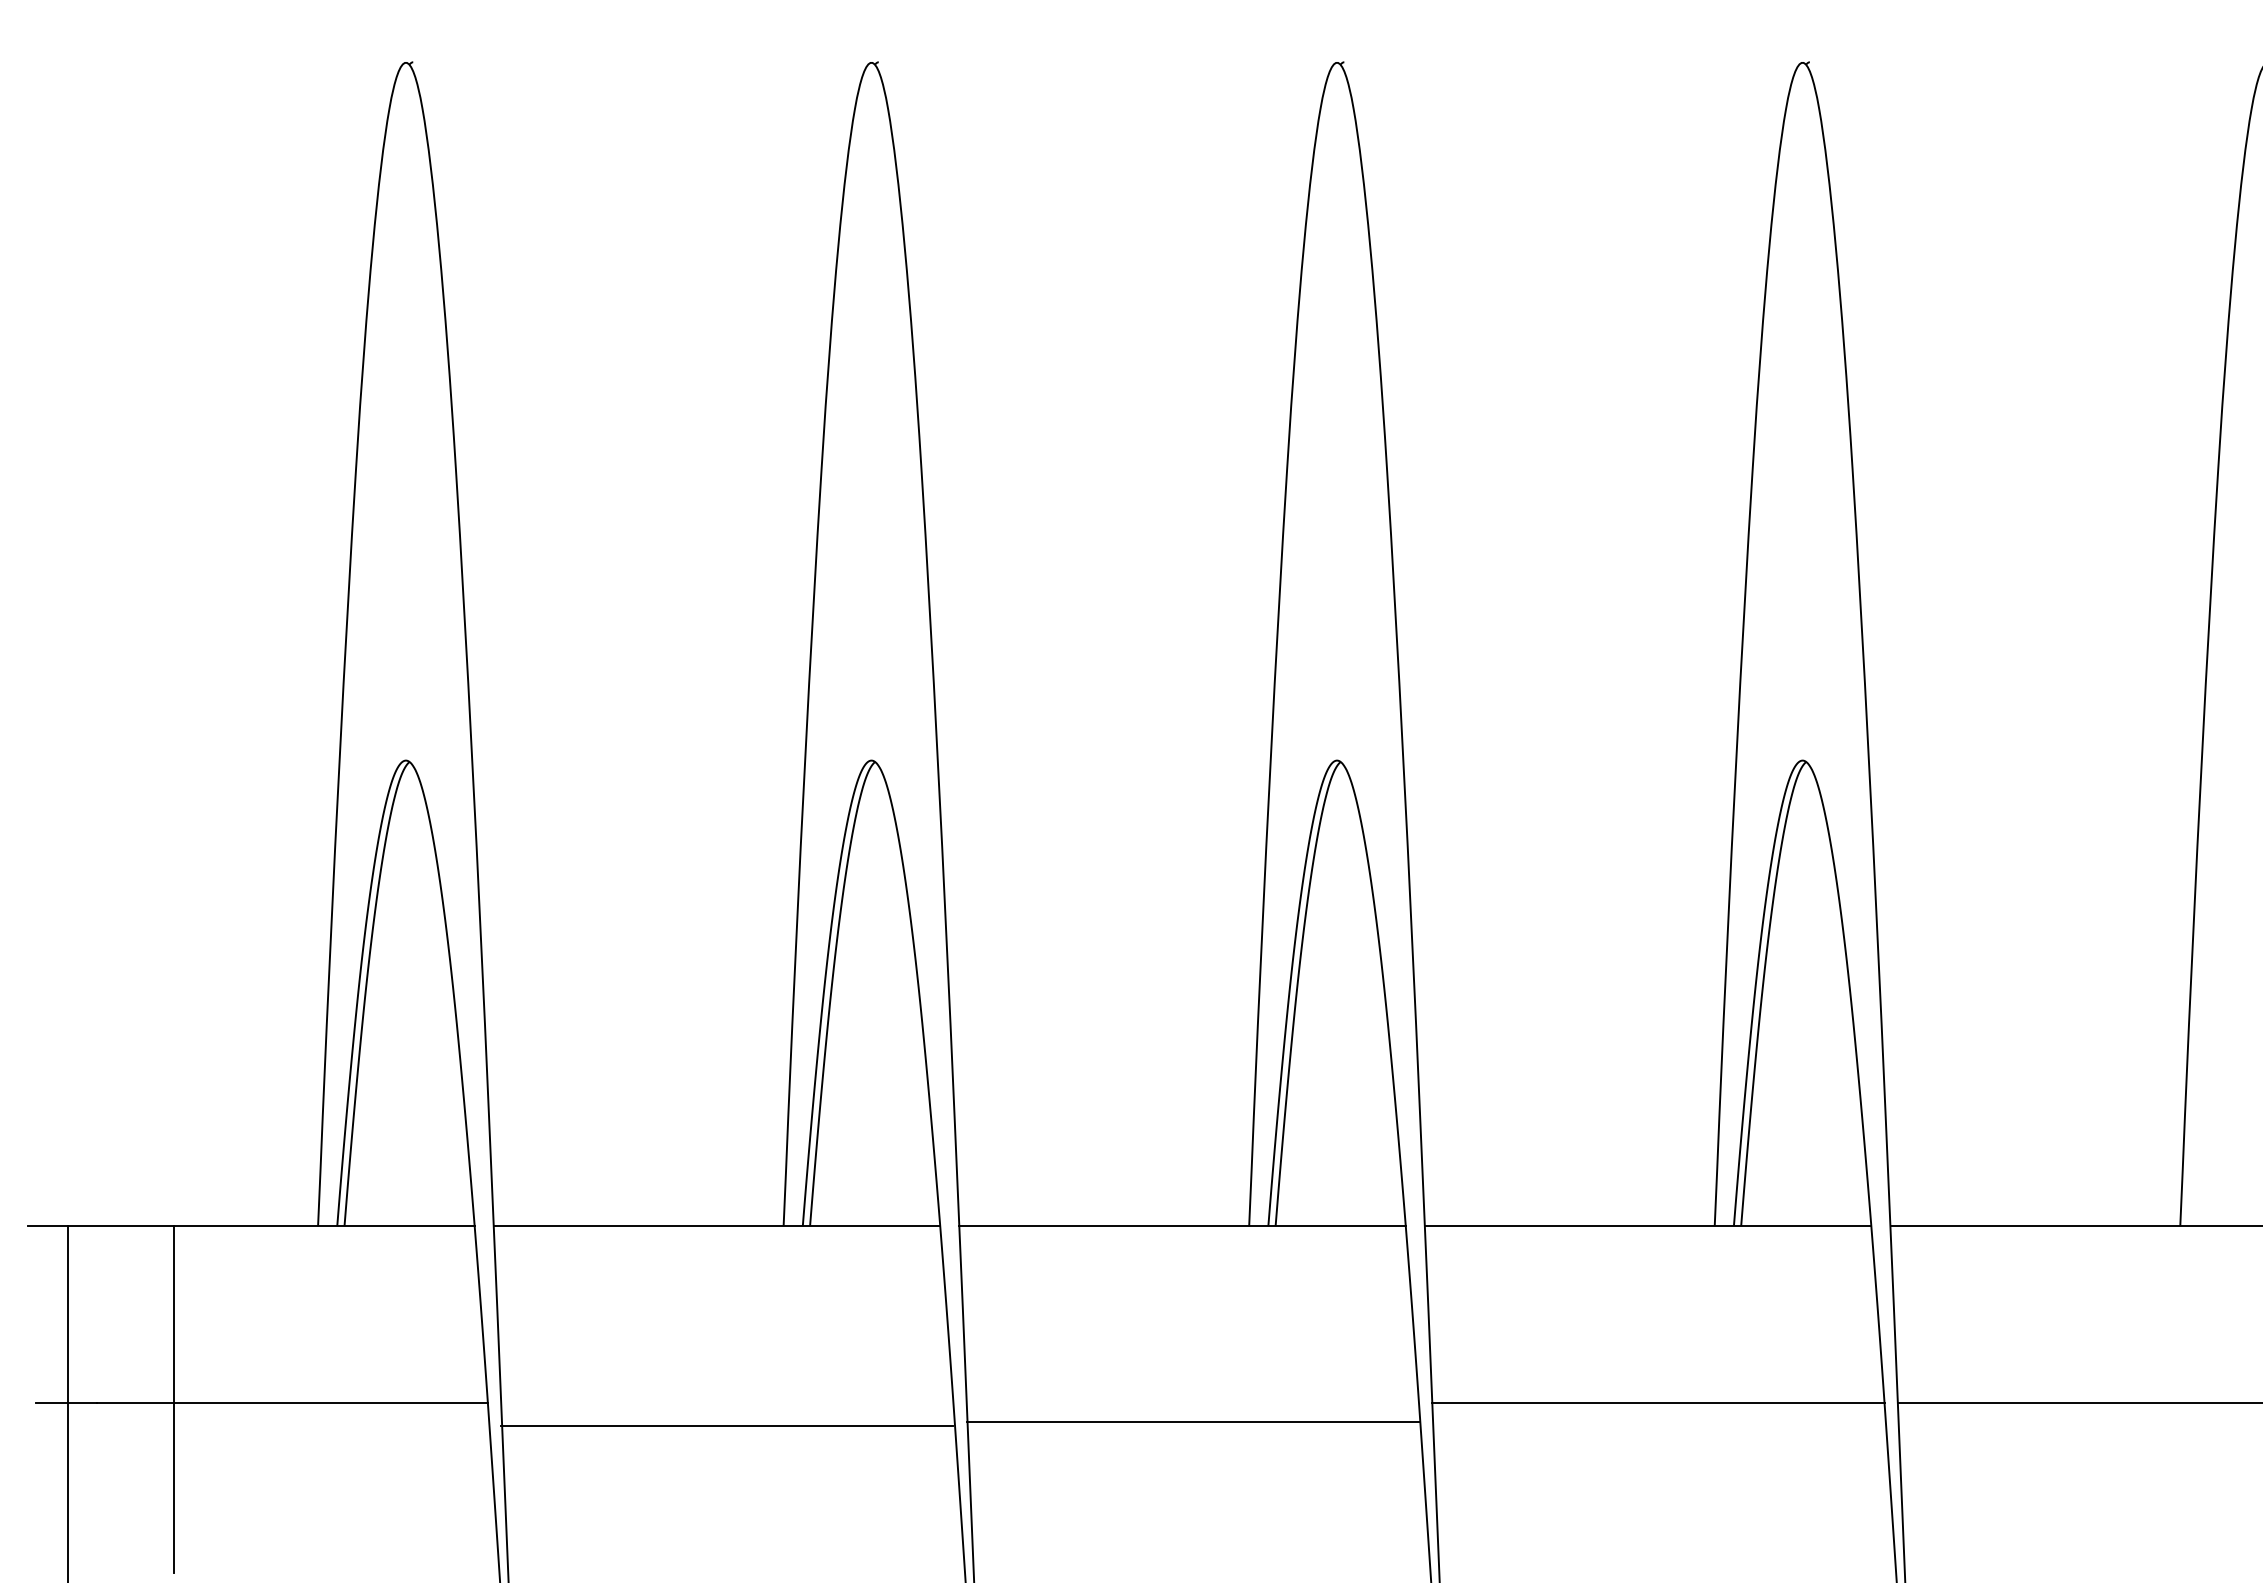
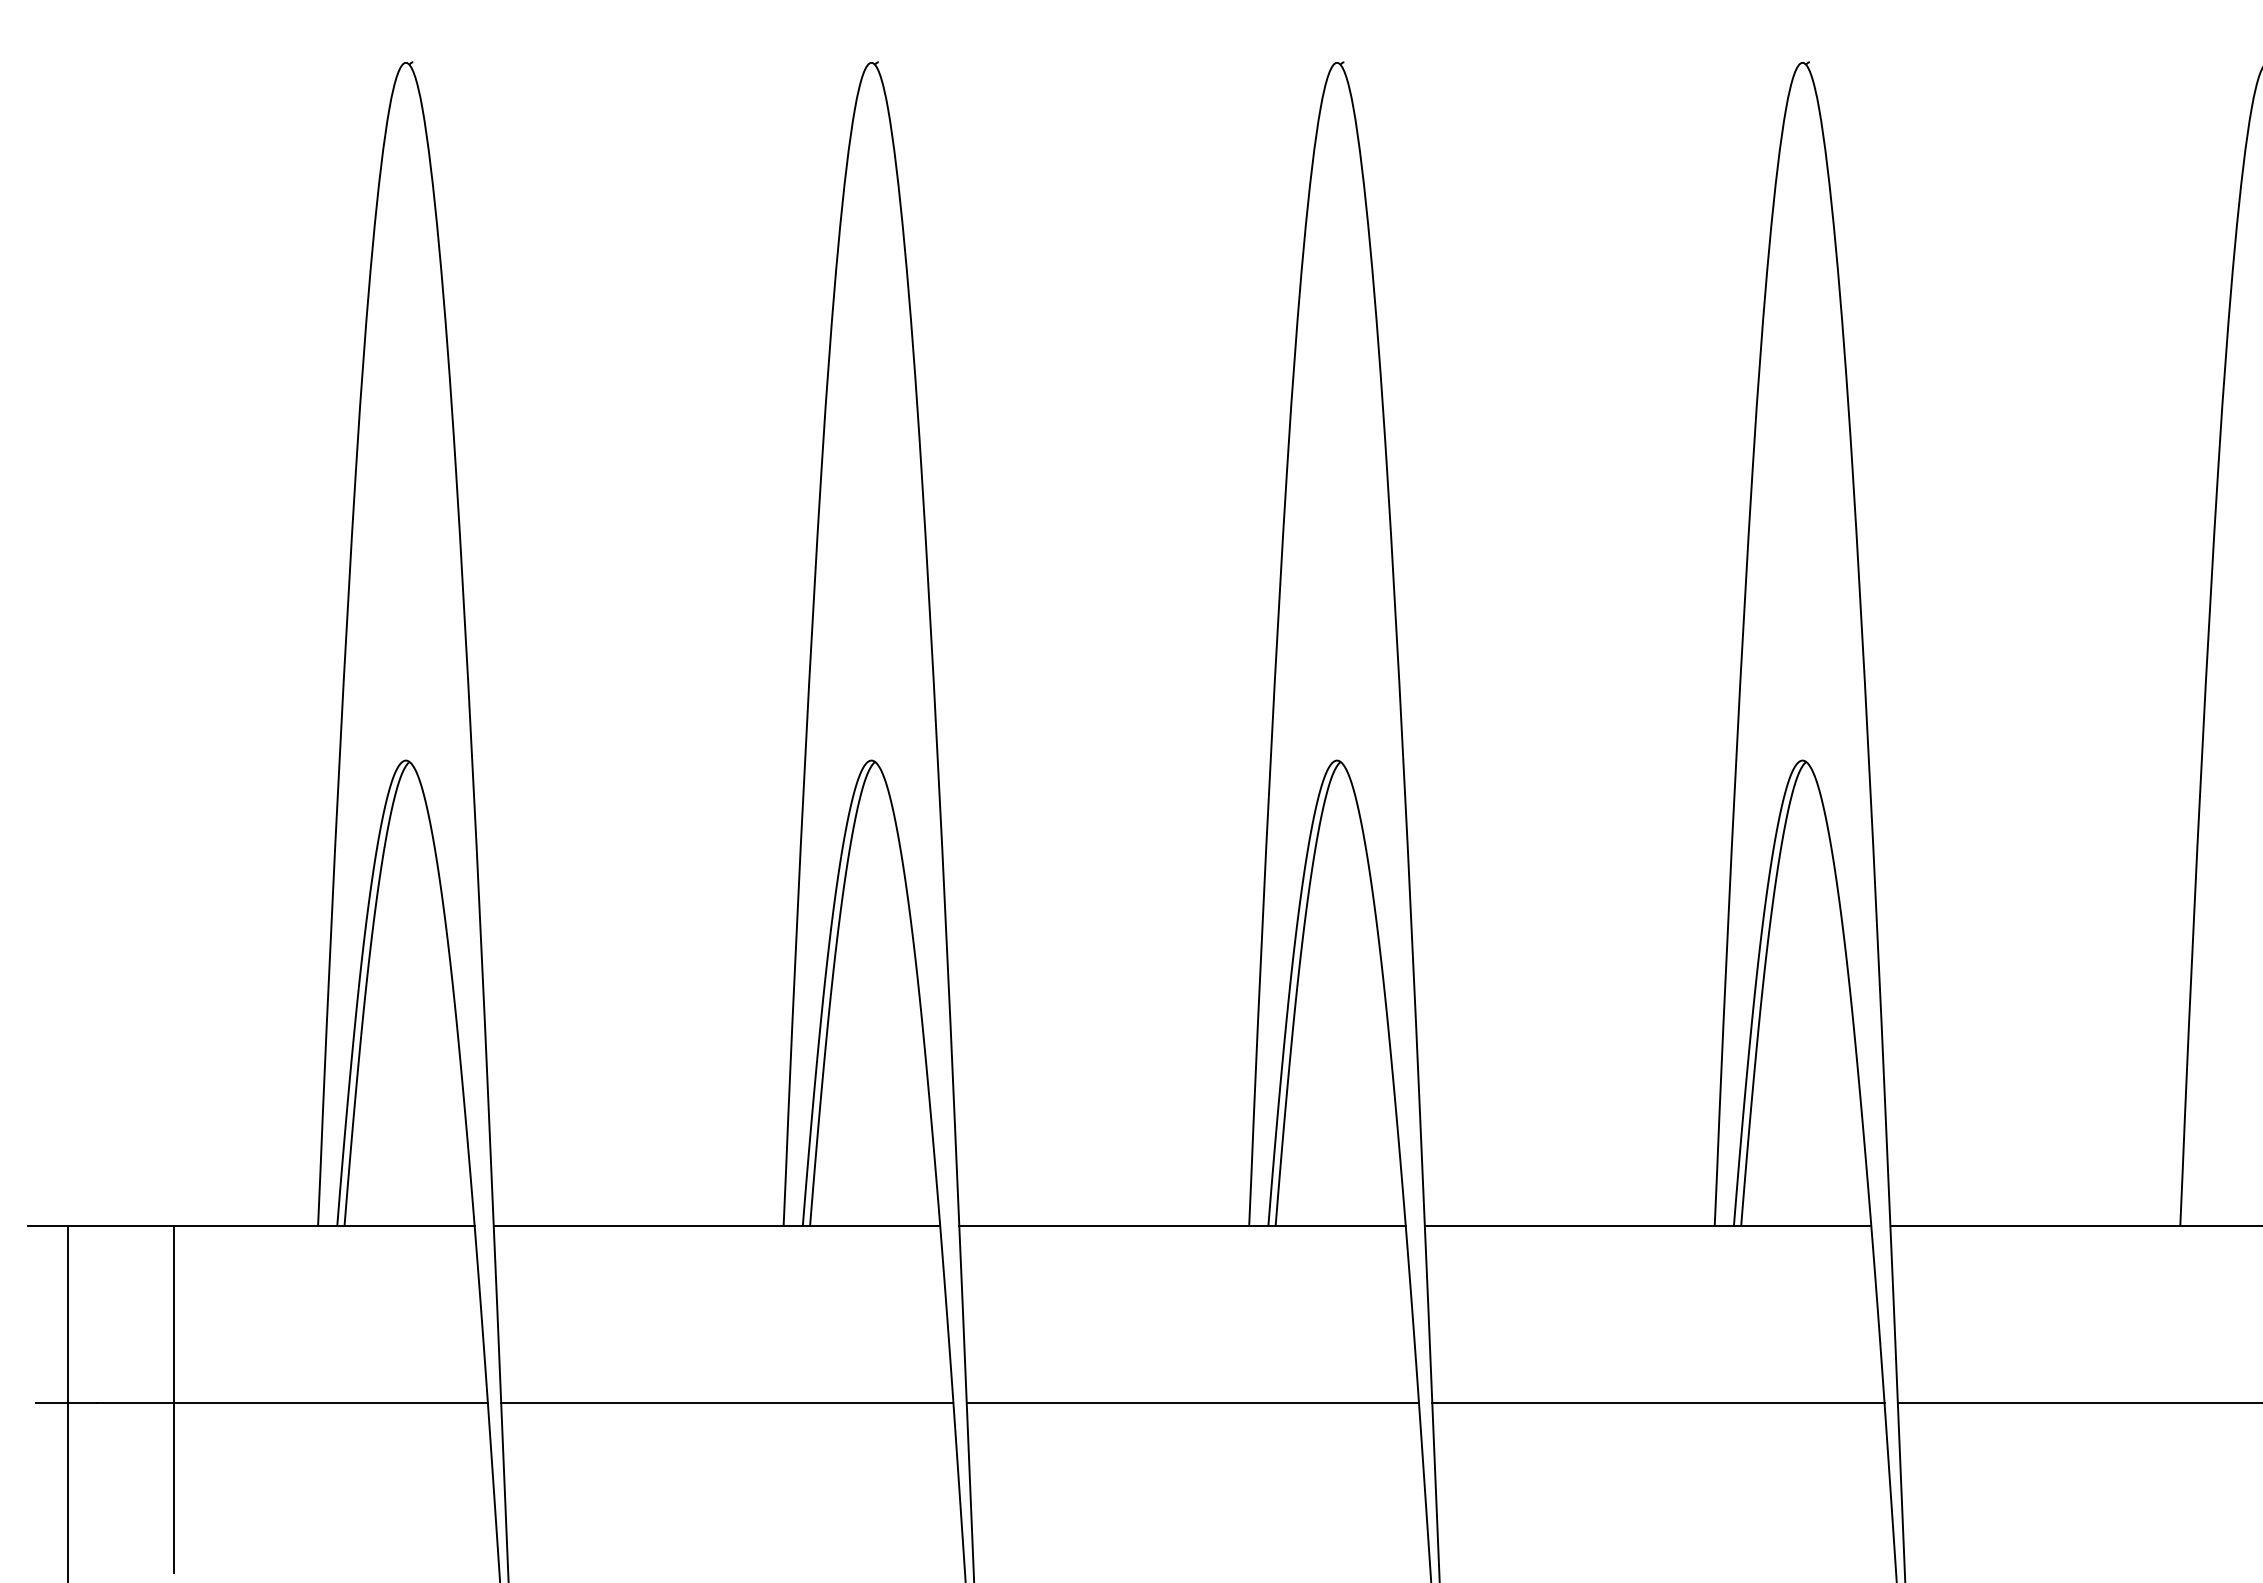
line position: (1192, 1422) -> (1192, 1403) (1192, 1403)
line position: (727, 1426) -> (727, 1403) (727, 1403)
